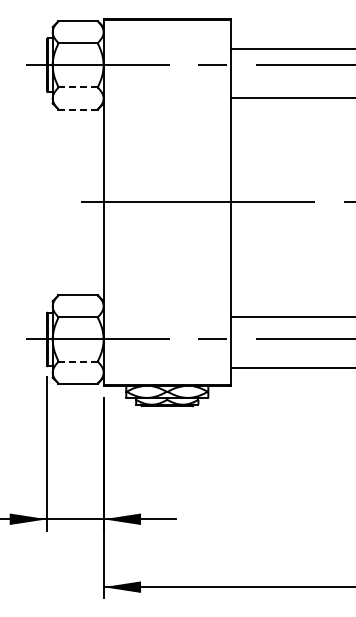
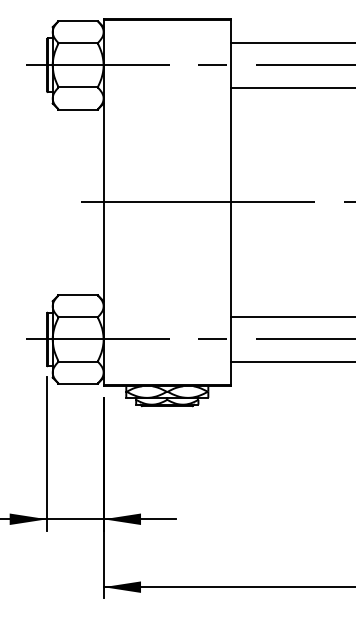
line position: (291, 48) -> (291, 42) (291, 42)
line: dashed -> solid (78, 87)
line position: (291, 97) -> (291, 87) (291, 87)
line: dashed -> solid (78, 109)
line: dashed -> solid (78, 361)
line position: (291, 368) -> (291, 362) (291, 362)
